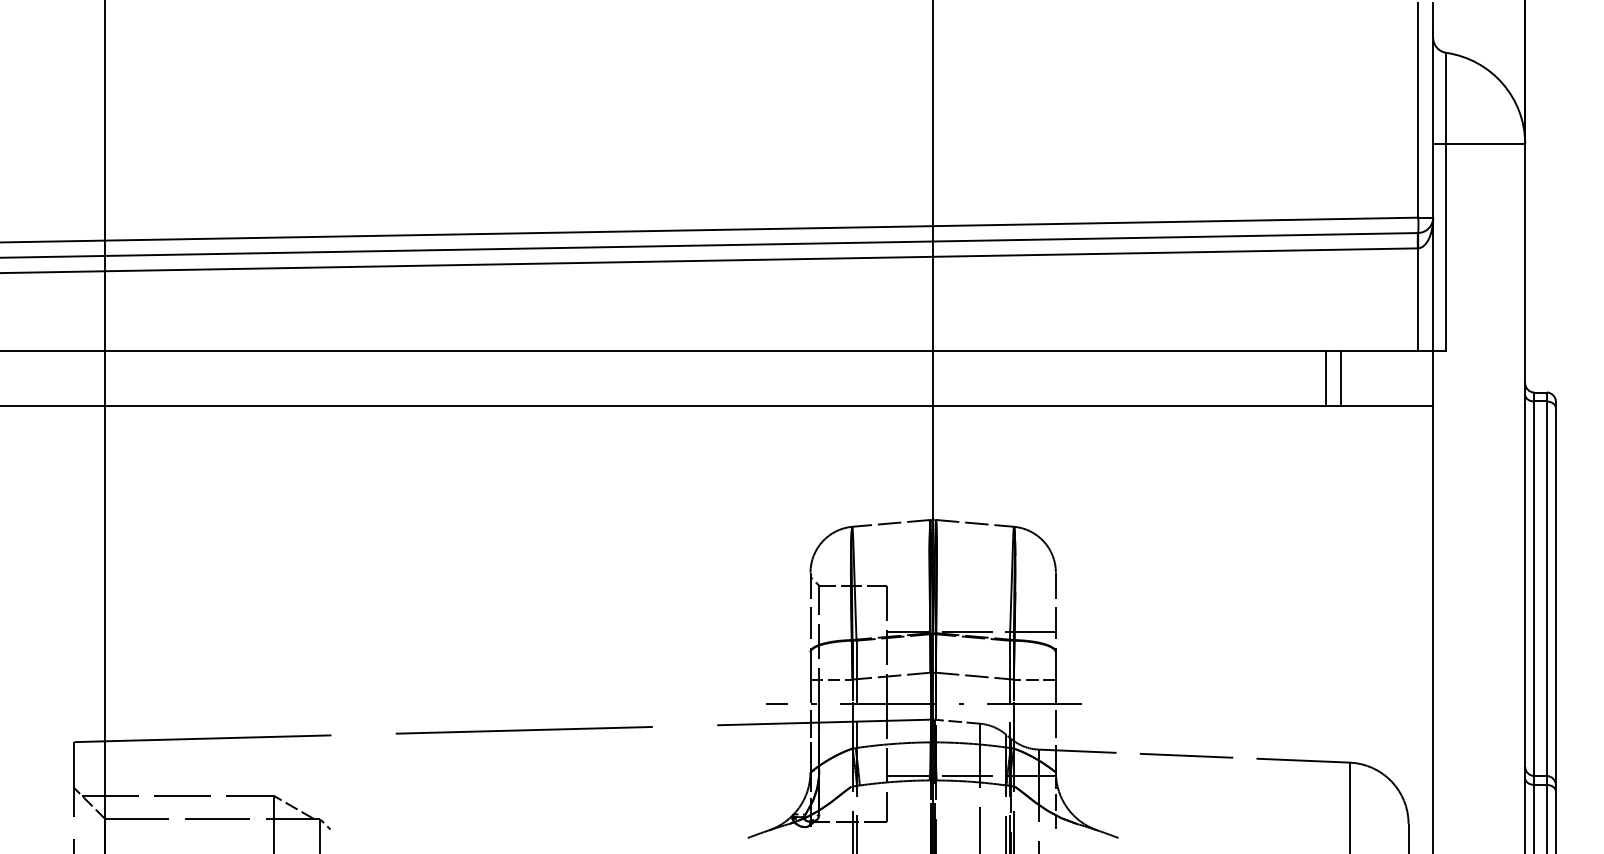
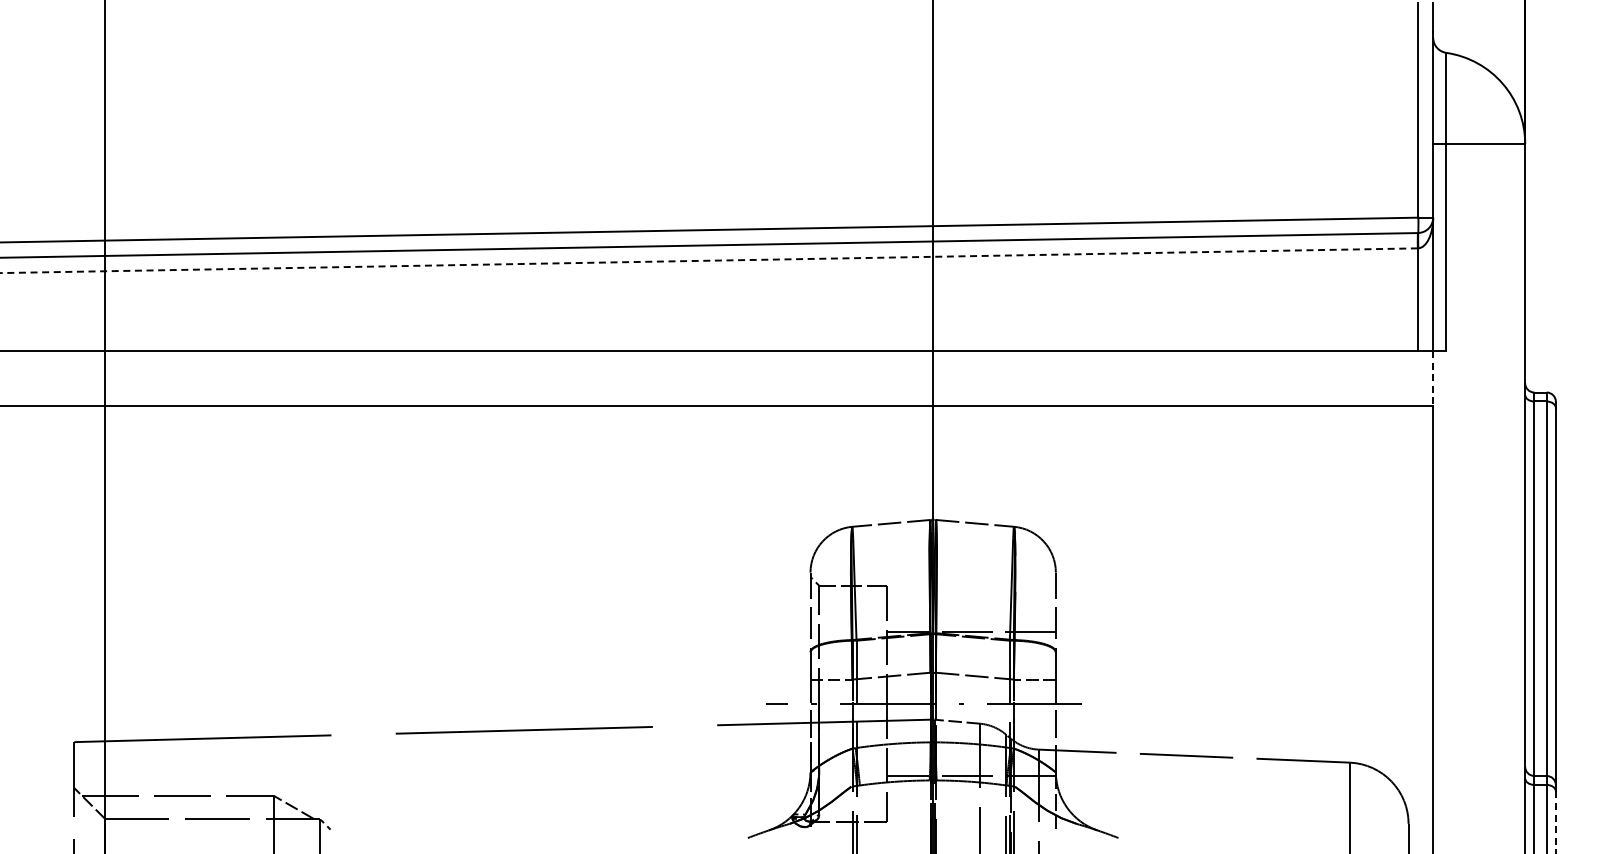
line: solid -> dashed (708, 260)
line: present -> none (1325, 378)
line: present -> none (1340, 378)
line: solid -> dashed (1433, 378)
line: solid -> dashed (1555, 822)
